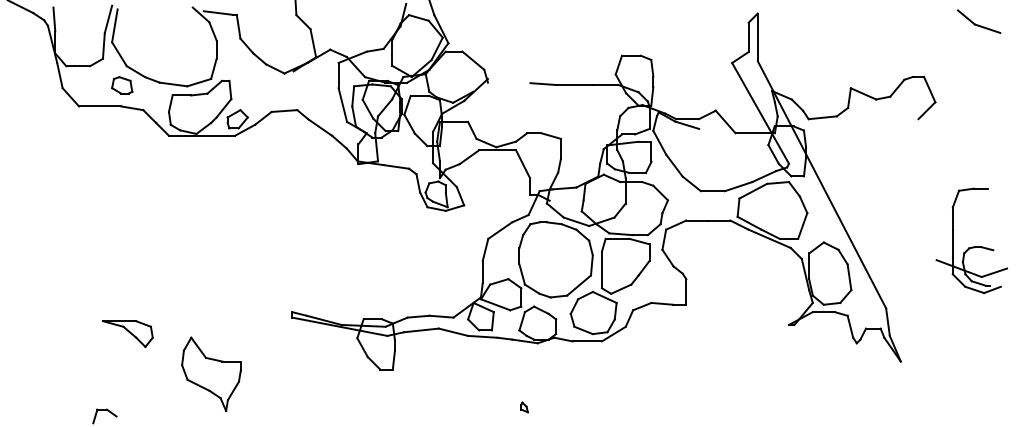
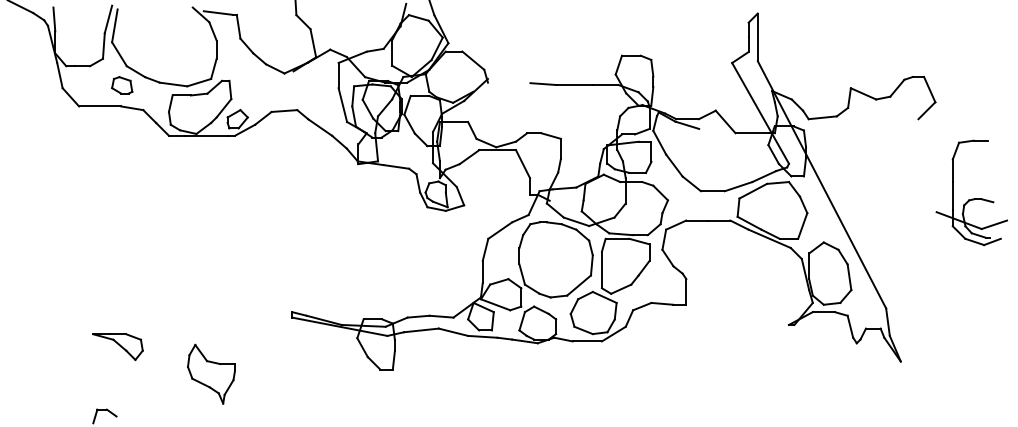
part: present -> none (979, 21)
part position: (972, 246) -> (972, 198) (972, 198)
part position: (127, 334) -> (117, 347) (117, 347)
part size: 61x76 px -> 49x62 px (211, 373)
part: present -> none (524, 407)
